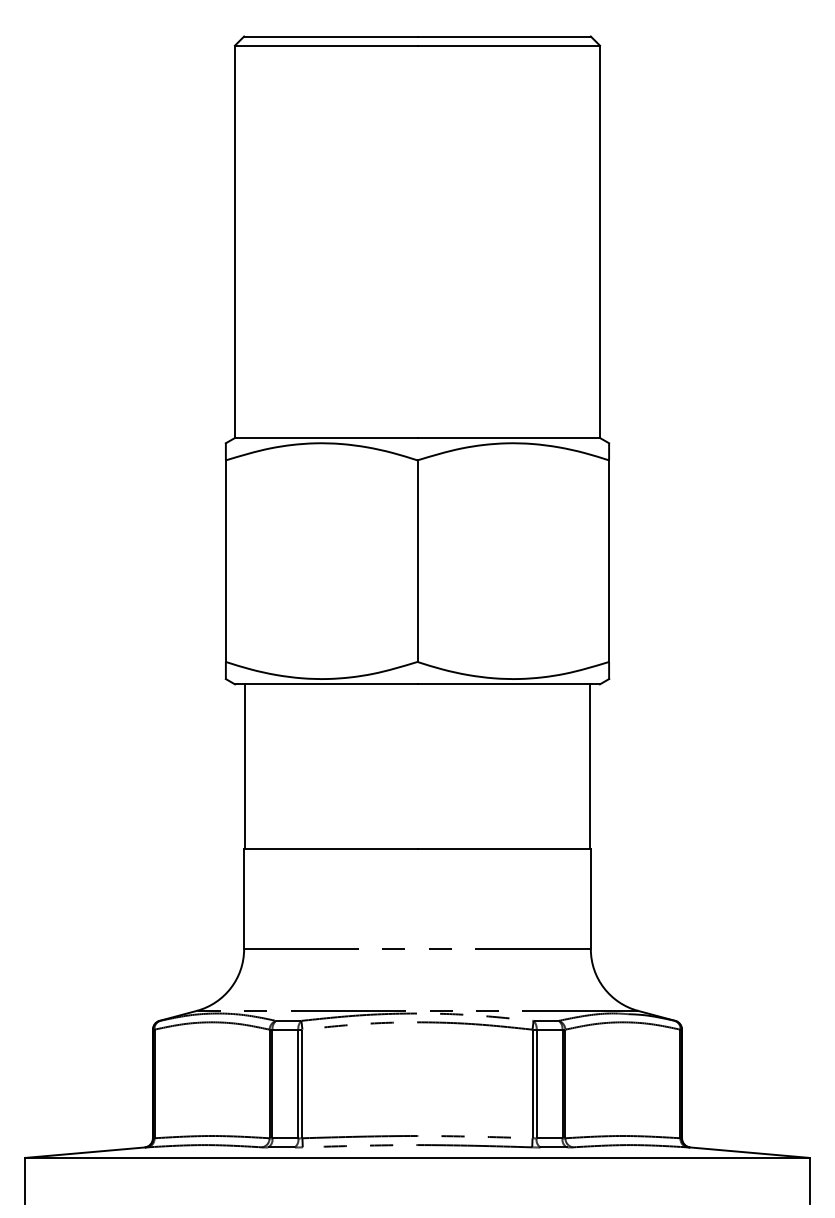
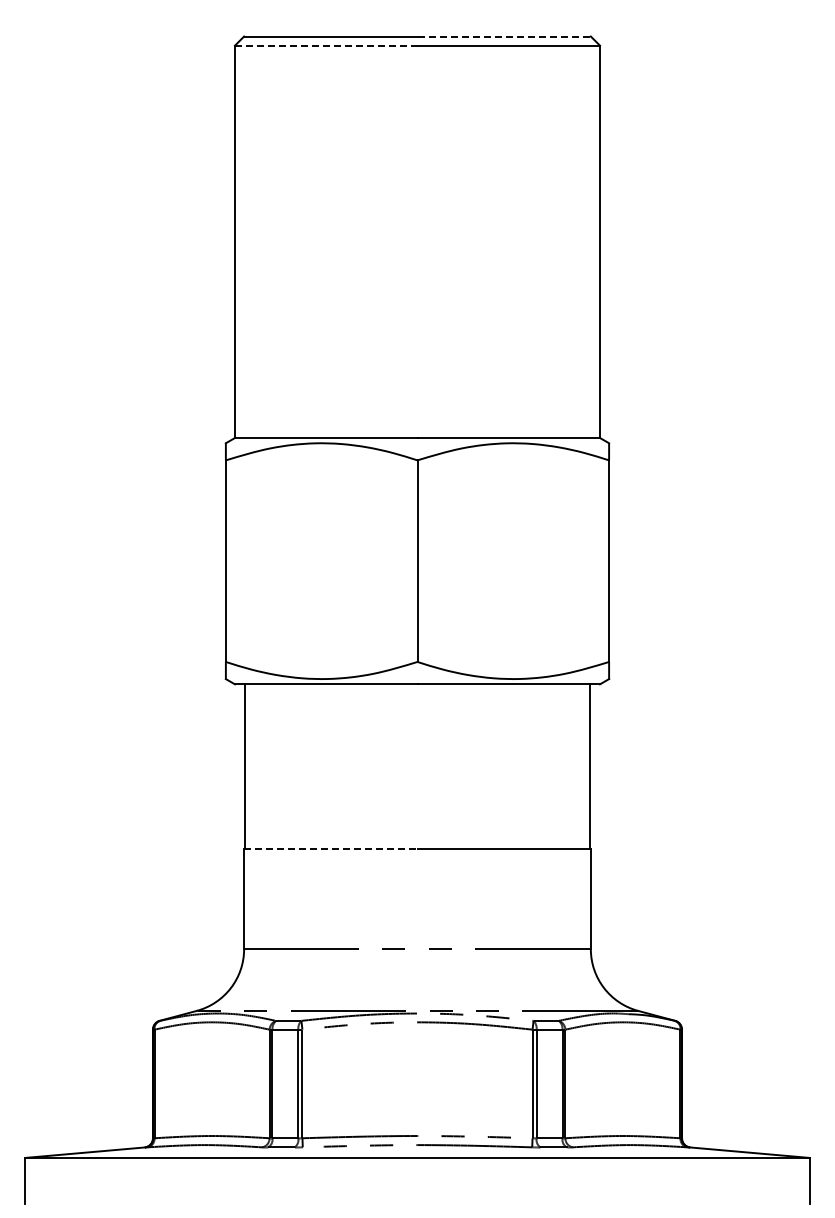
line: solid -> dashed (504, 36)
line: solid -> dashed (326, 45)
line: solid -> dashed (330, 848)
